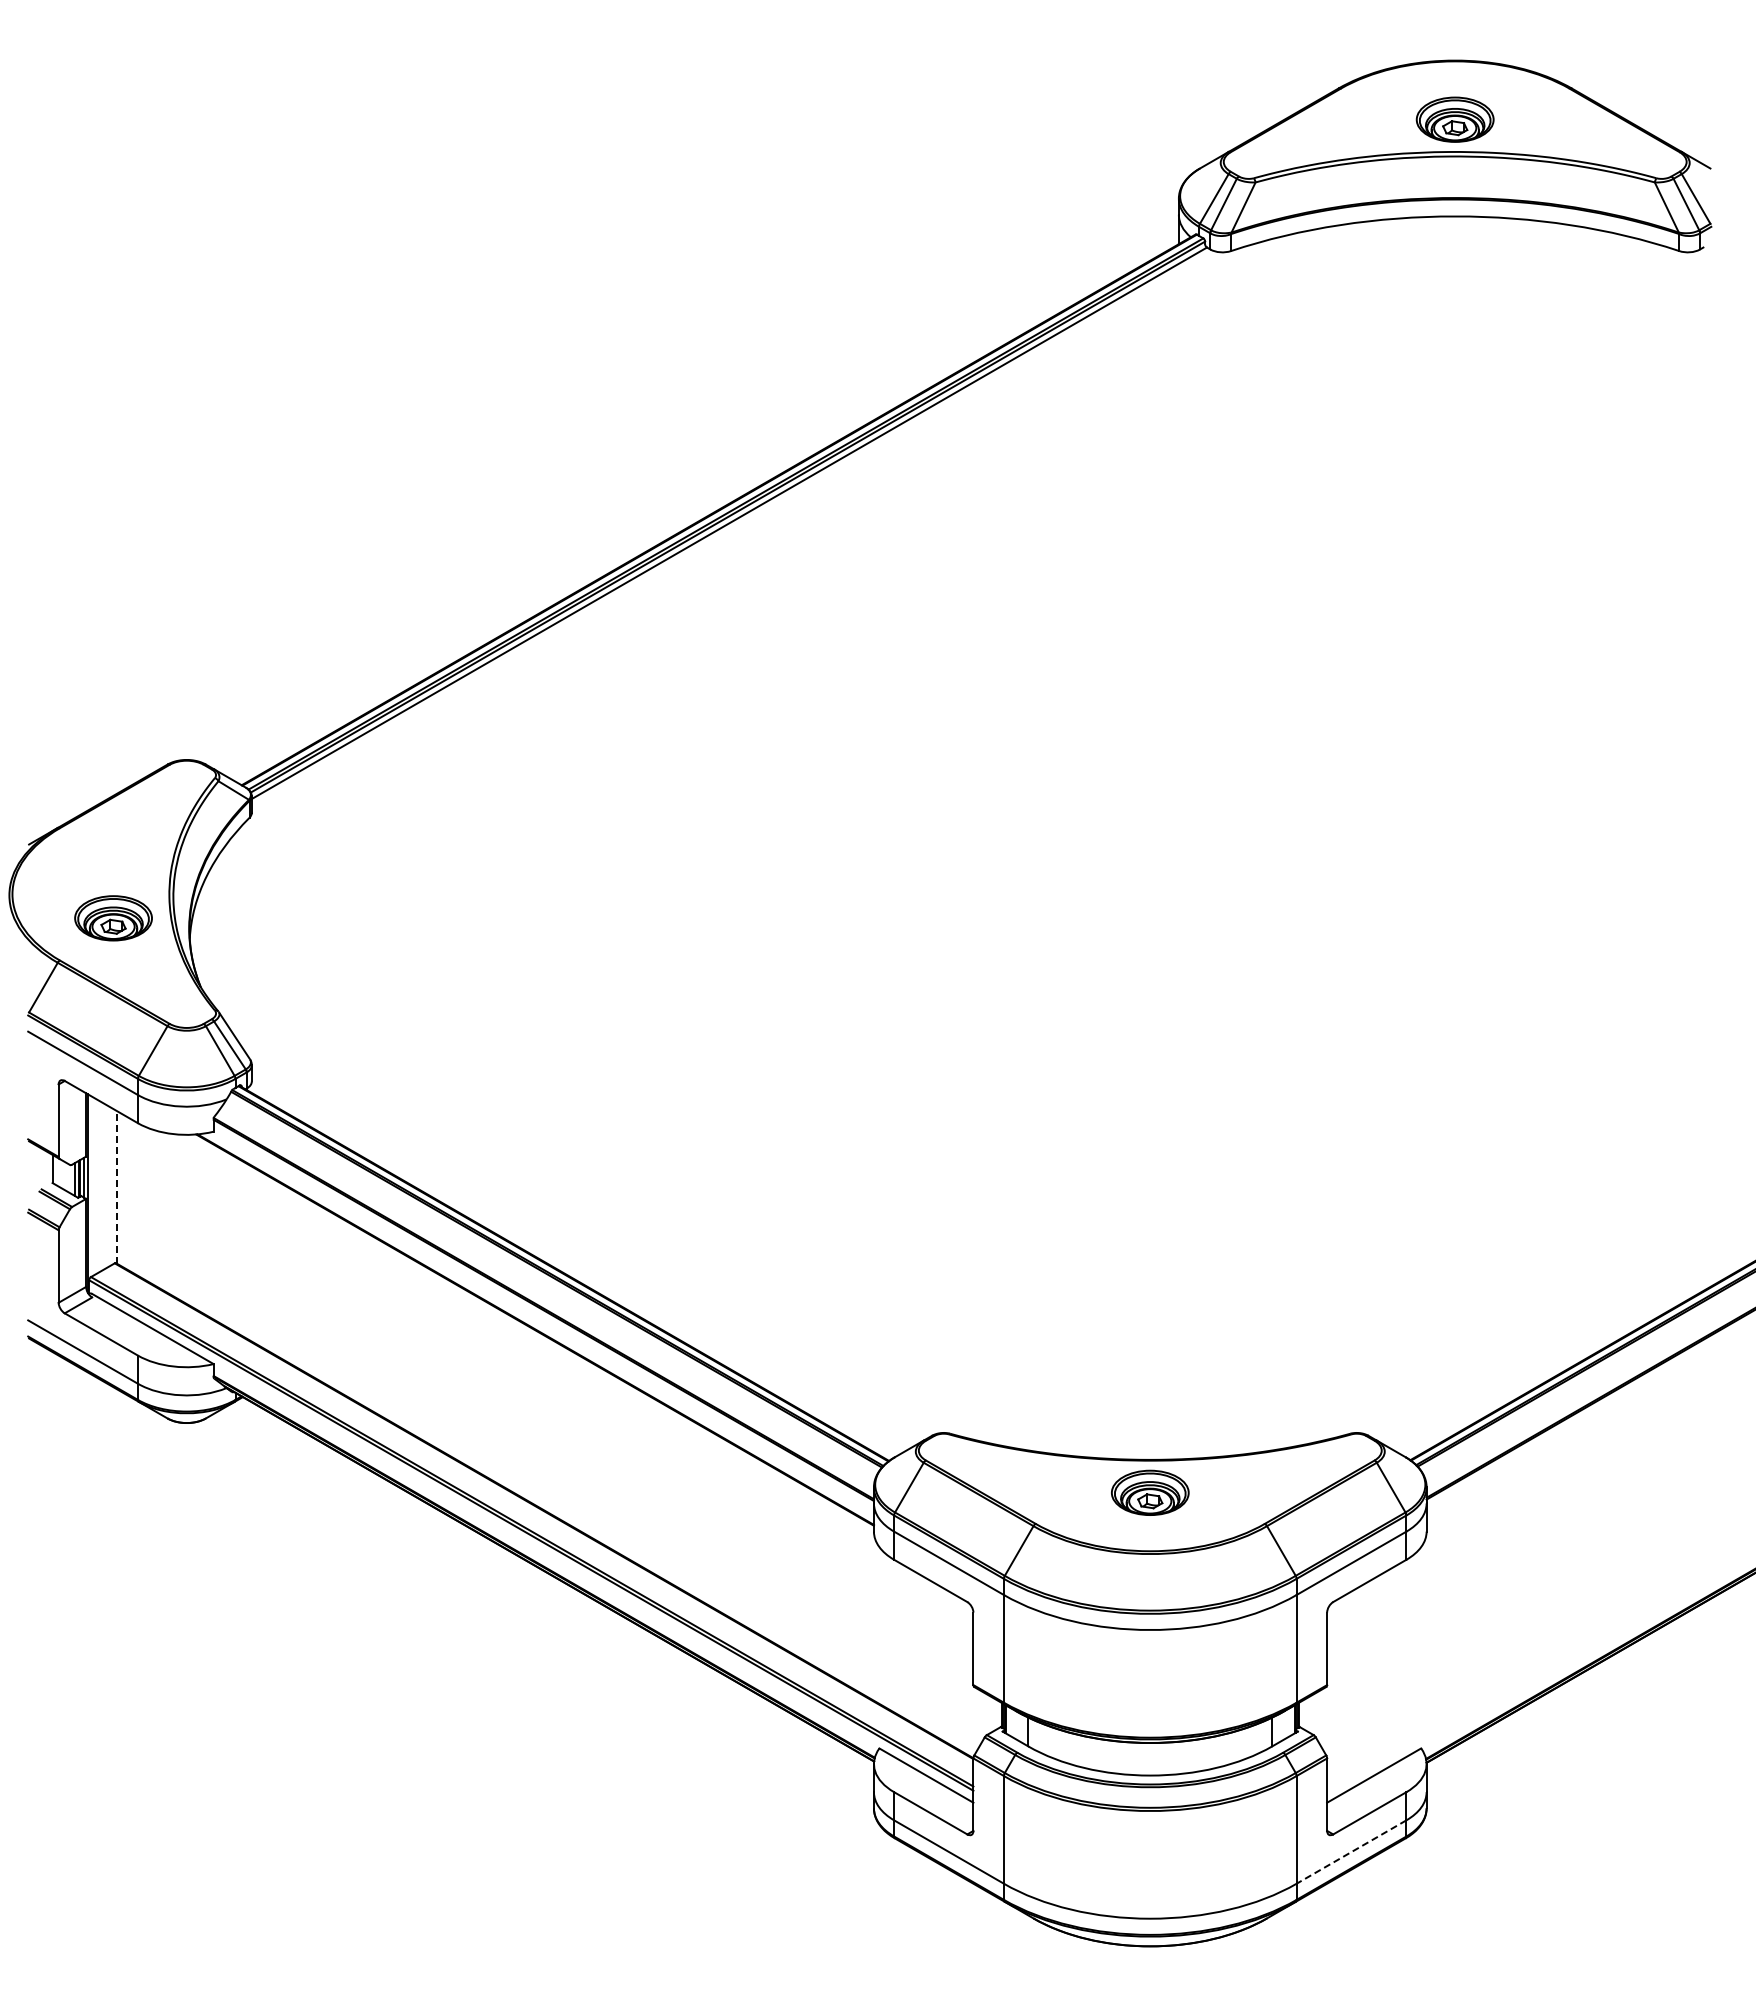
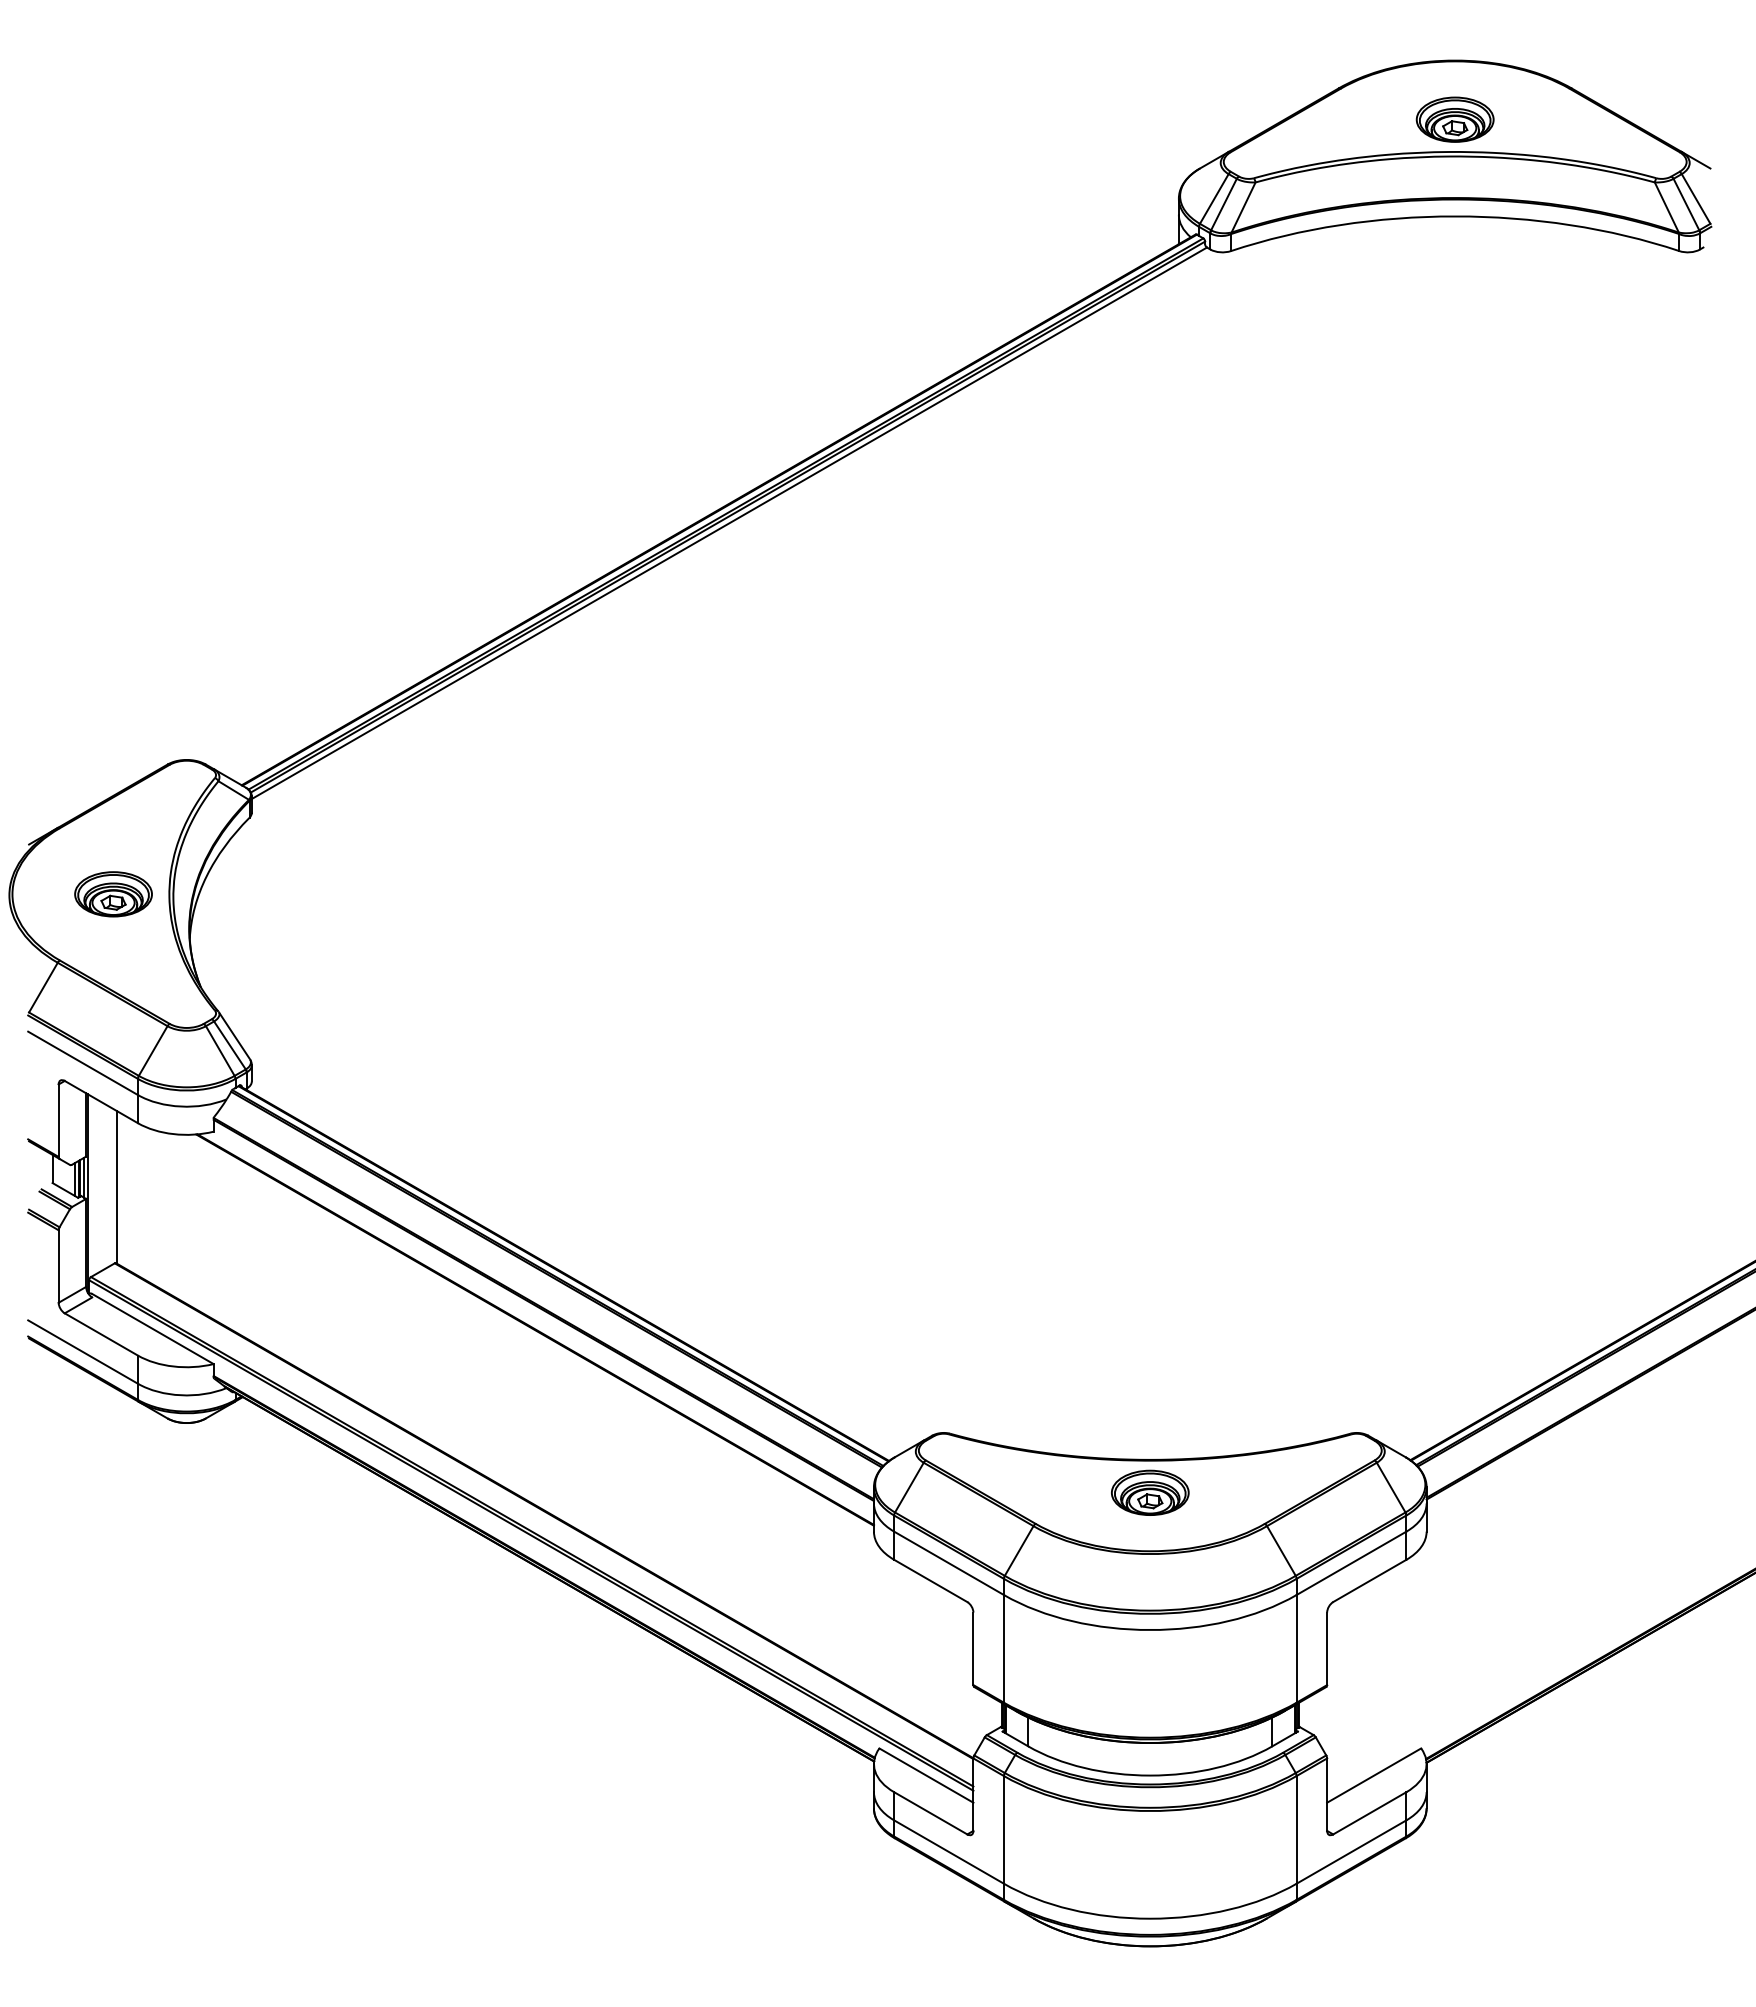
part position: (113, 918) -> (113, 894) (113, 894)
line: dashed -> solid (116, 1186)
line: dashed -> solid (1351, 1852)
